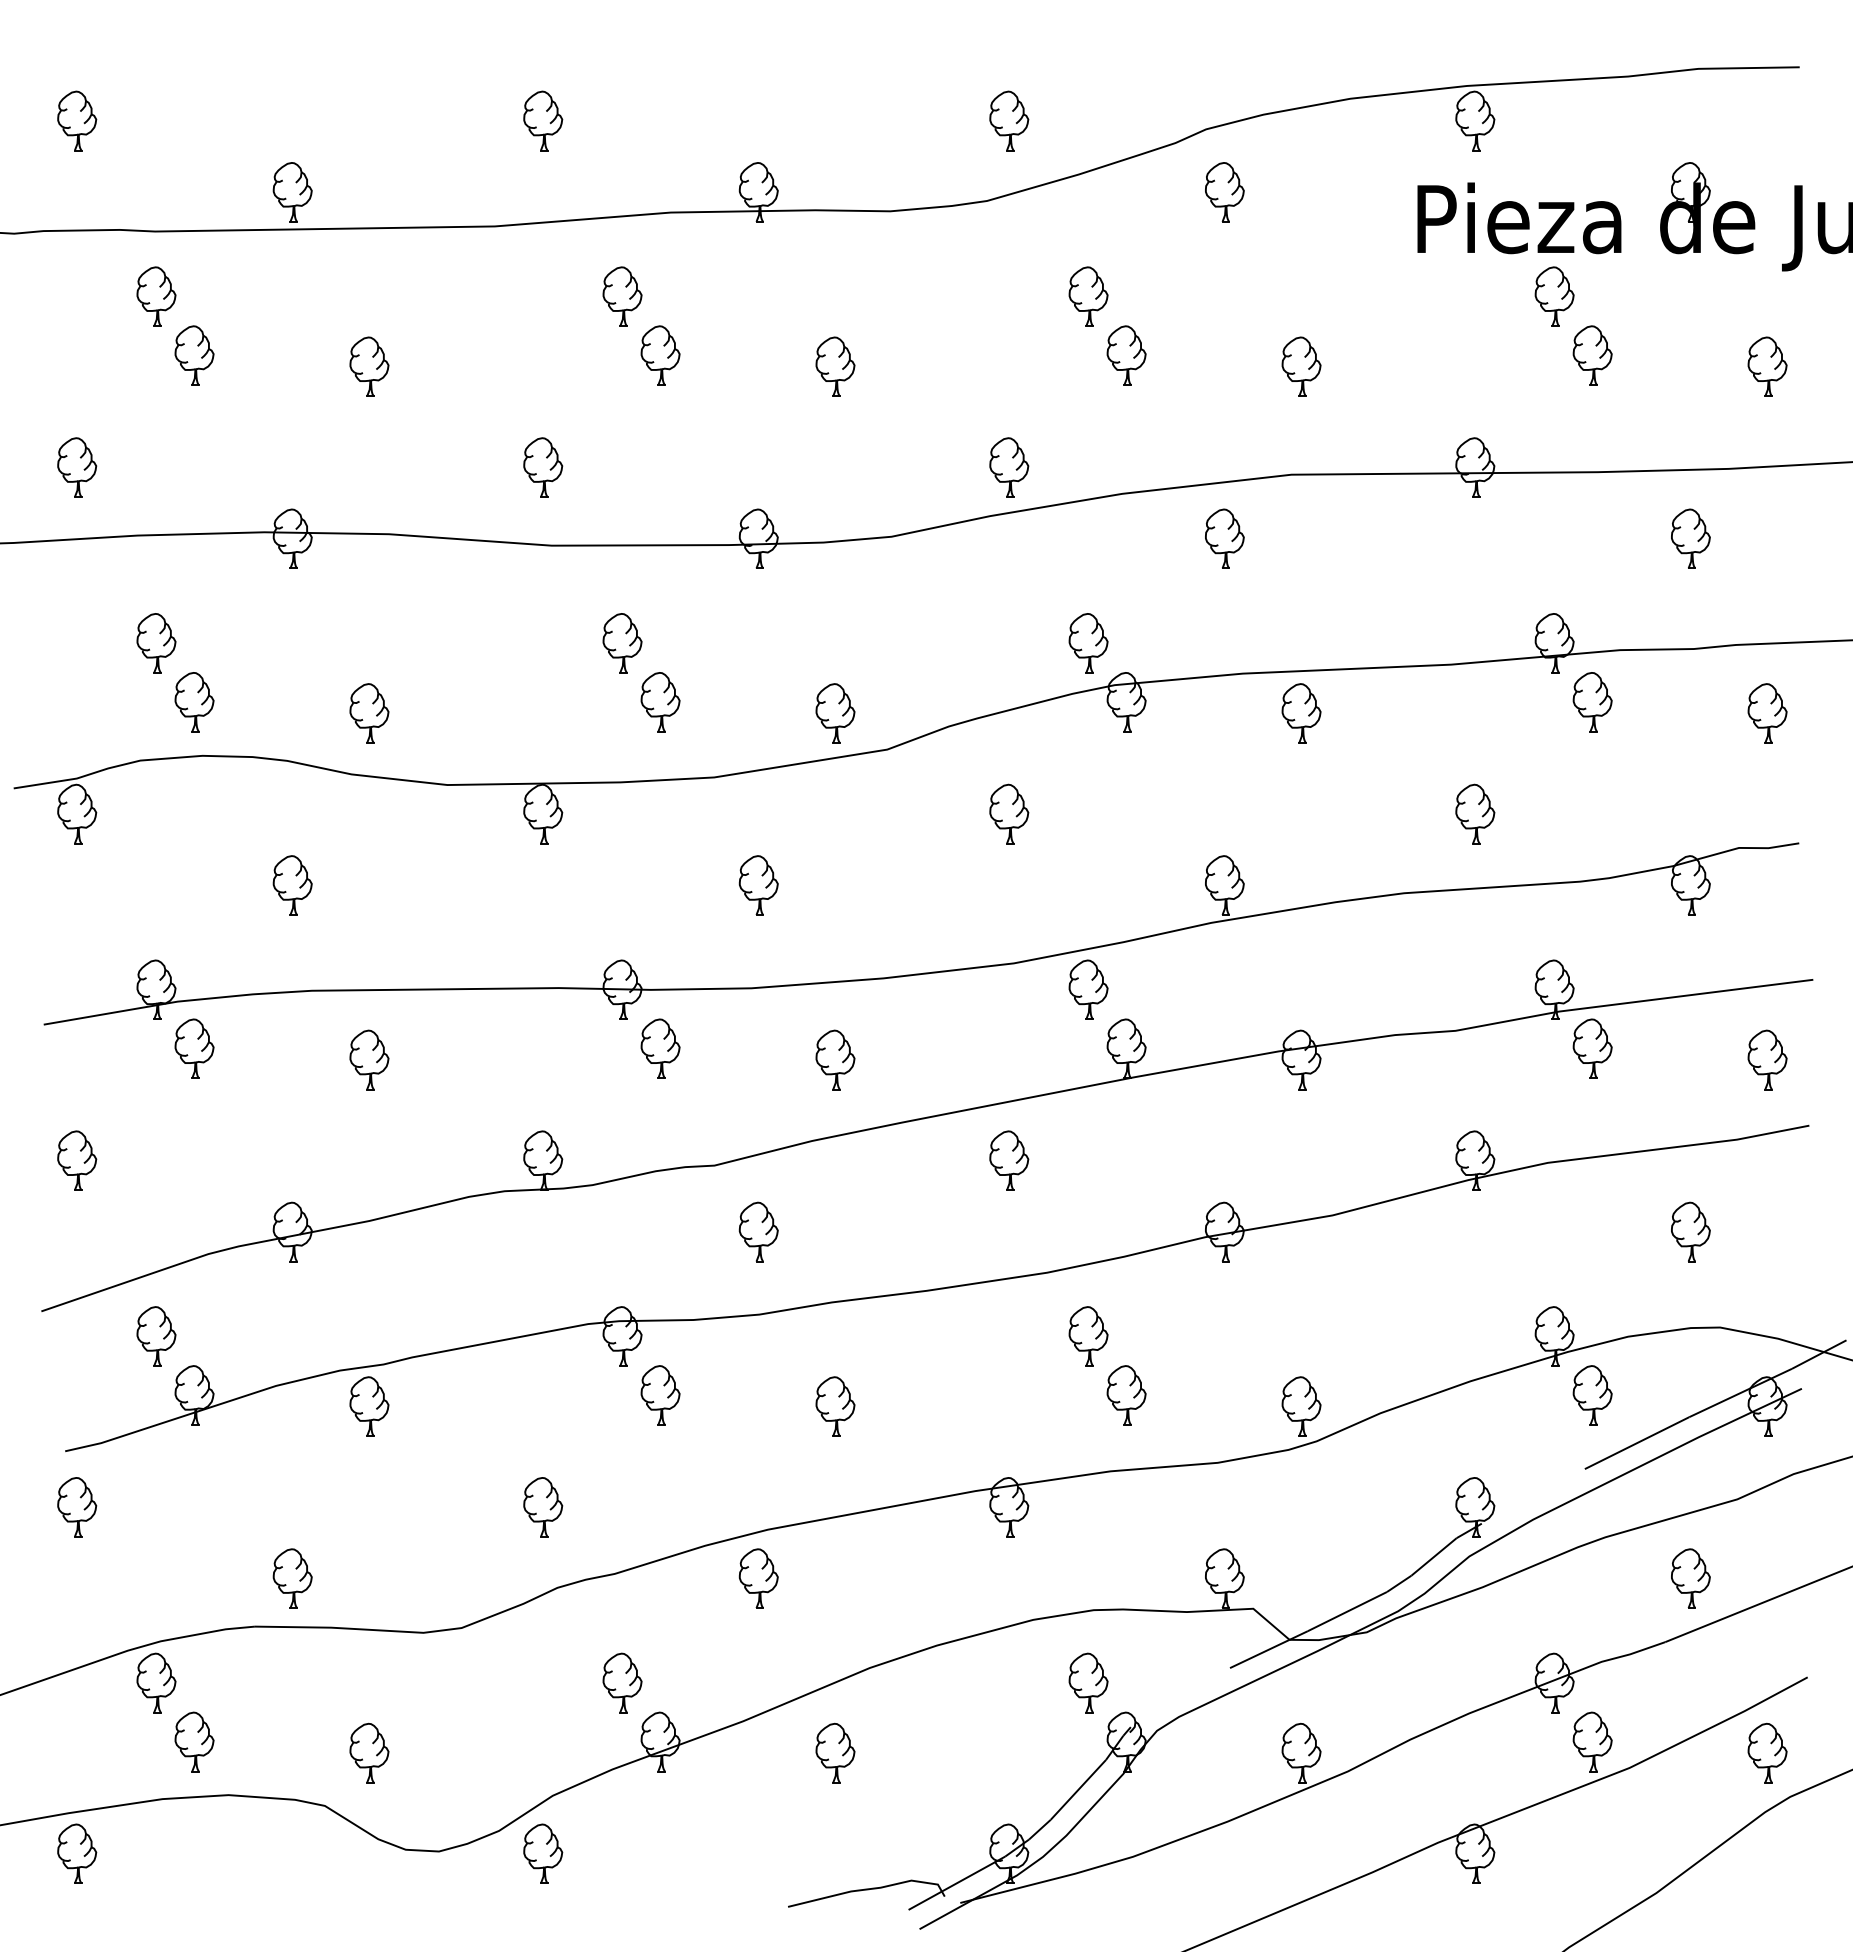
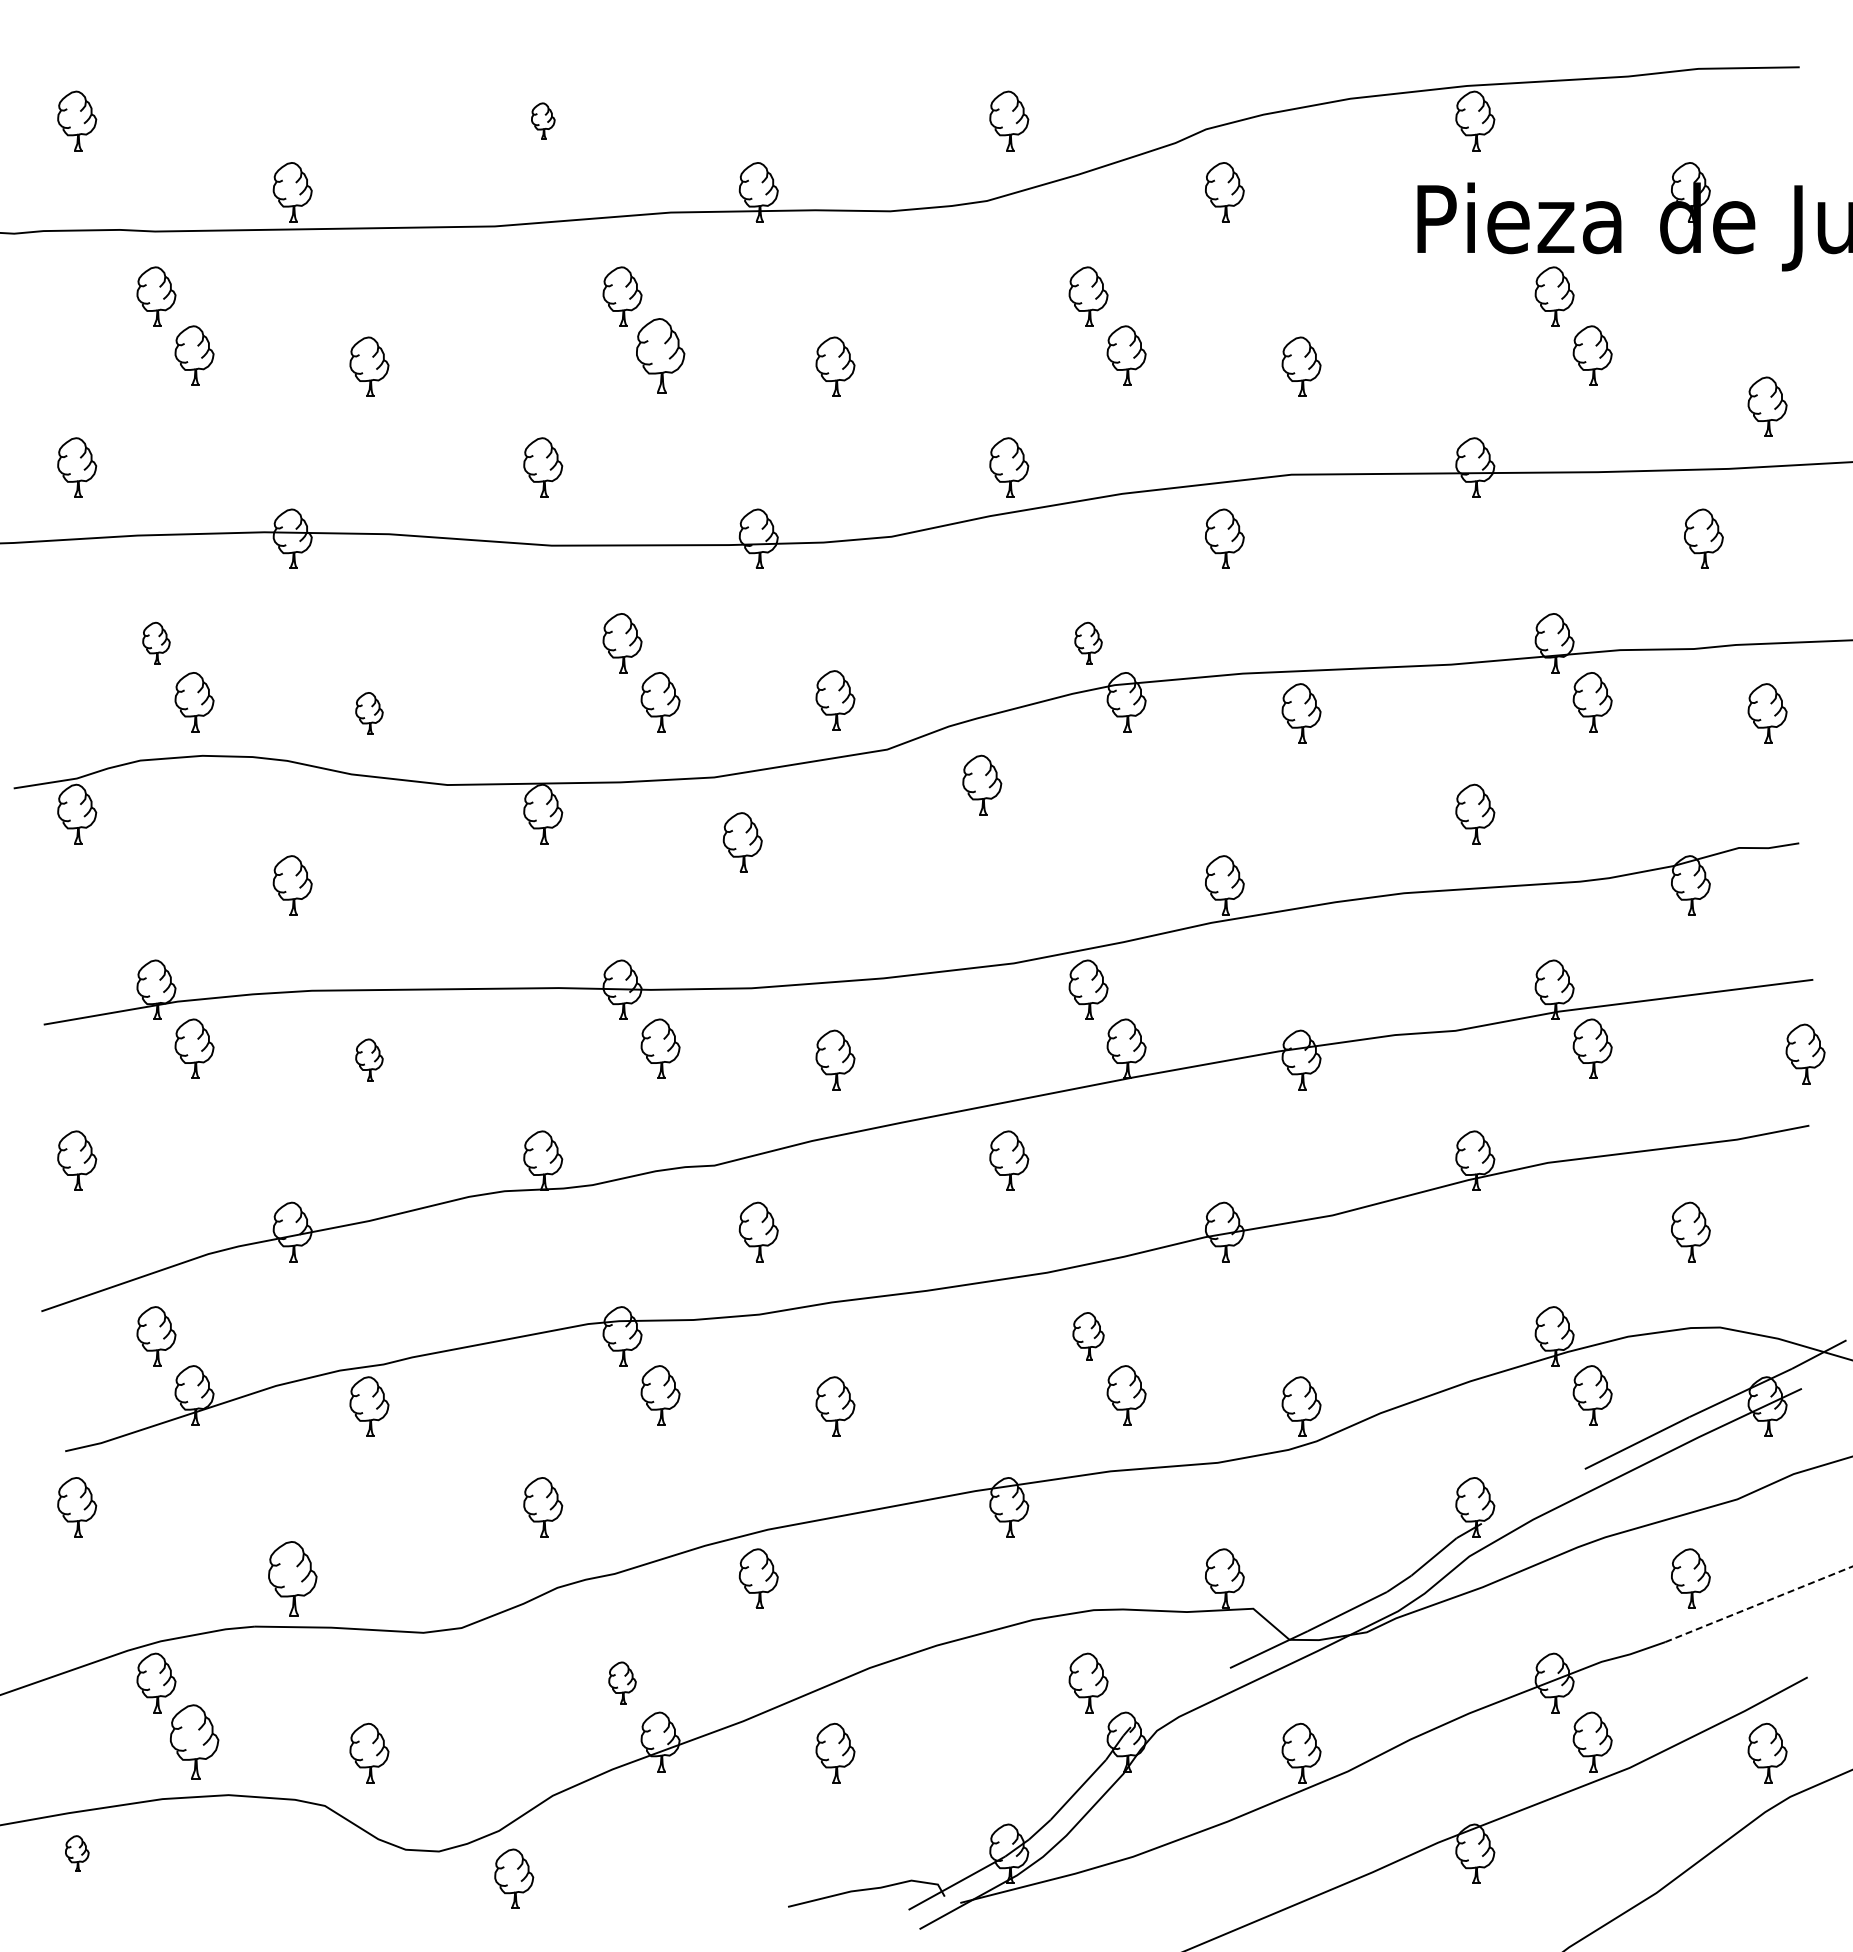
part size: 41x62 px -> 25x38 px (543, 120)
part size: 41x61 px -> 50x76 px (660, 355)
part position: (1767, 366) -> (1767, 406) (1767, 406)
part position: (1690, 538) -> (1703, 538) (1703, 538)
part size: 41x61 px -> 29x44 px (156, 642)
part size: 41x61 px -> 29x44 px (1088, 642)
part size: 41x61 px -> 29x43 px (369, 713)
part position: (835, 713) -> (835, 700) (835, 700)
part position: (1009, 813) -> (982, 784) (982, 784)
part position: (758, 885) -> (742, 842) (742, 842)
part size: 41x62 px -> 29x44 px (369, 1059)
part position: (1767, 1059) -> (1805, 1053) (1805, 1053)
part size: 41x61 px -> 33x49 px (1088, 1336)
part size: 41x61 px -> 50x76 px (292, 1578)
line: solid -> dashed (1758, 1604)
part size: 41x62 px -> 29x44 px (622, 1682)
part size: 41x62 px -> 50x76 px (194, 1741)
part size: 41x61 px -> 25x37 px (77, 1853)
part position: (543, 1853) -> (514, 1878) (514, 1878)
